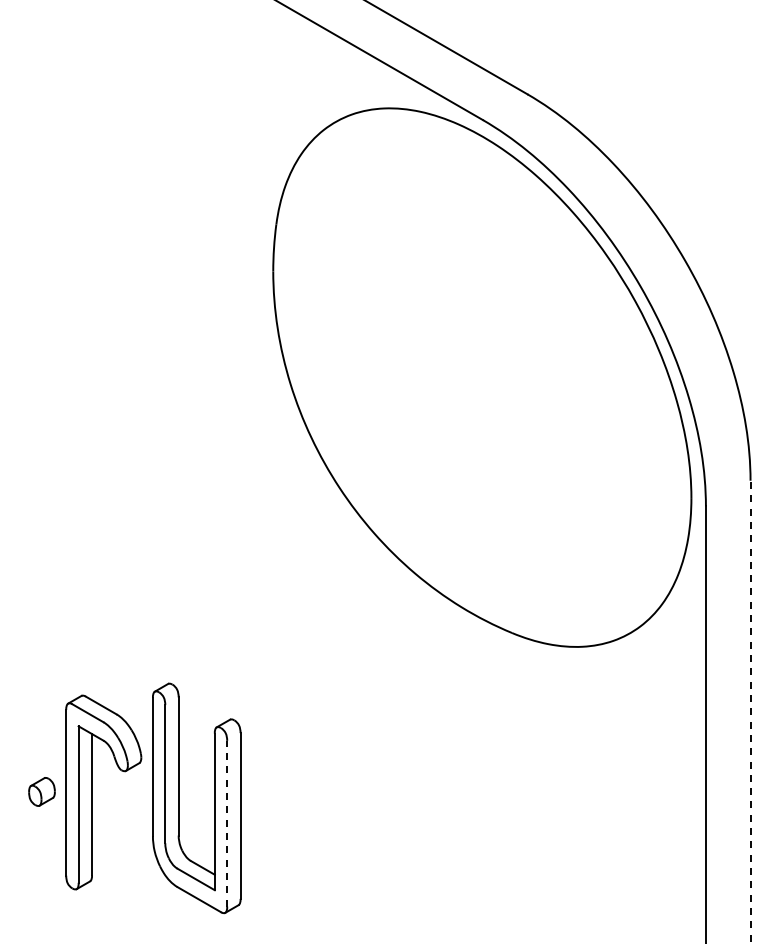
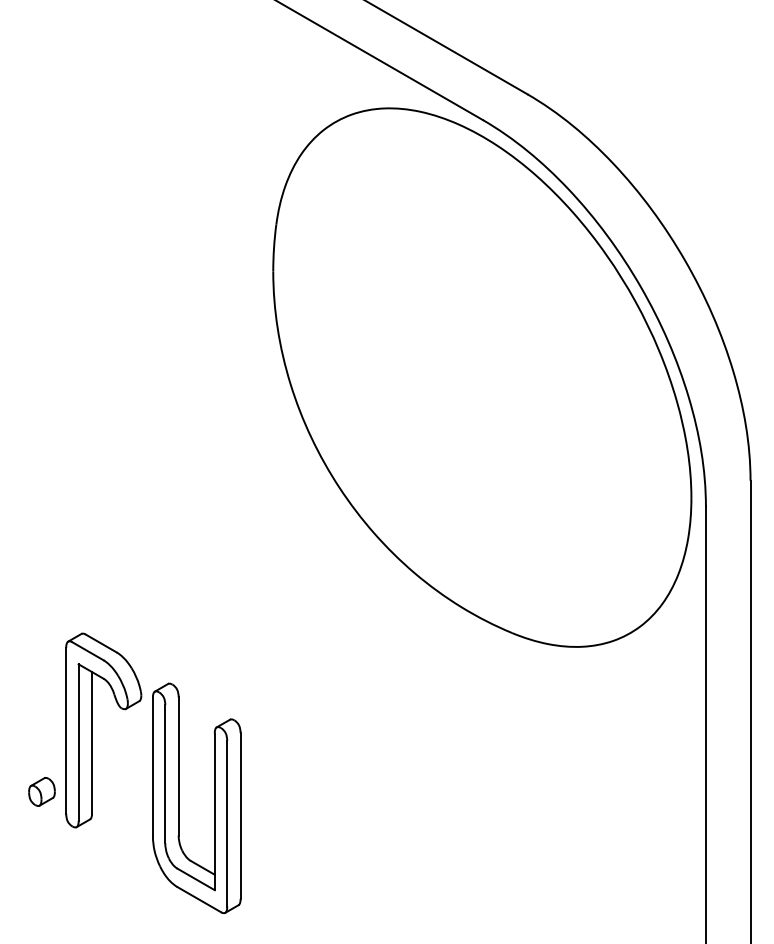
line: dashed -> solid (750, 711)
part position: (92, 792) -> (92, 730) (92, 730)
line: dashed -> solid (227, 823)
